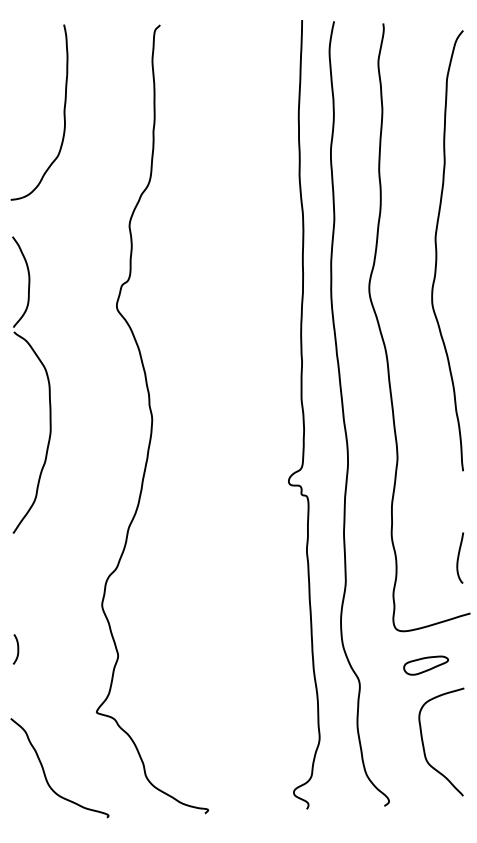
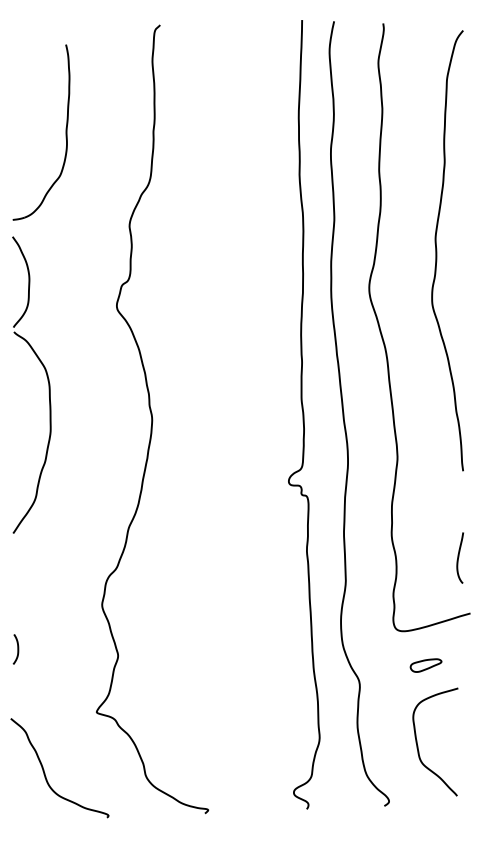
part position: (63, 112) -> (65, 132) (65, 132)
part size: 46x21 px -> 34x15 px (425, 665)
curve position: (424, 745) -> (418, 745) (418, 745)
